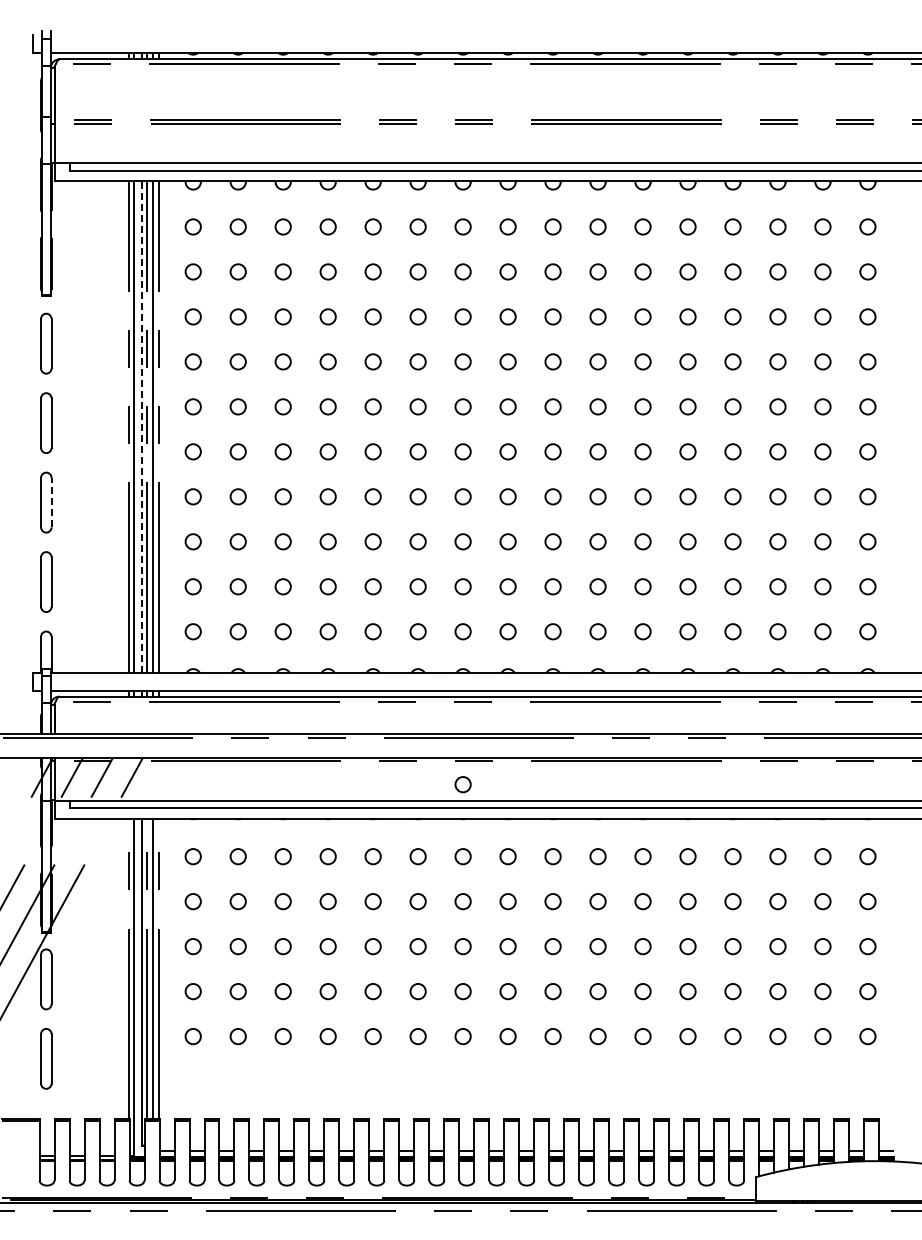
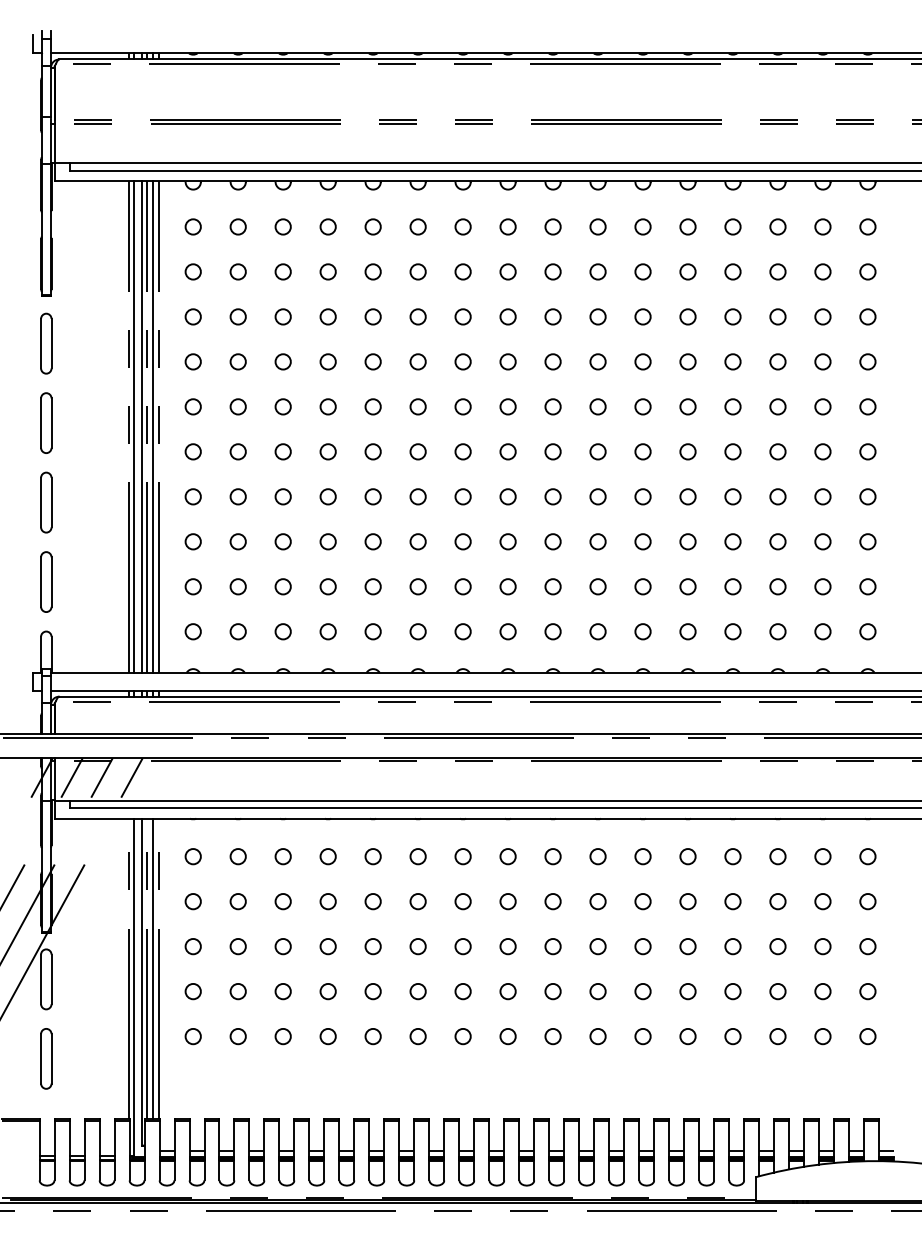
line: dashed -> solid (142, 427)
line: dashed -> solid (51, 502)
circle: present -> none (462, 784)
